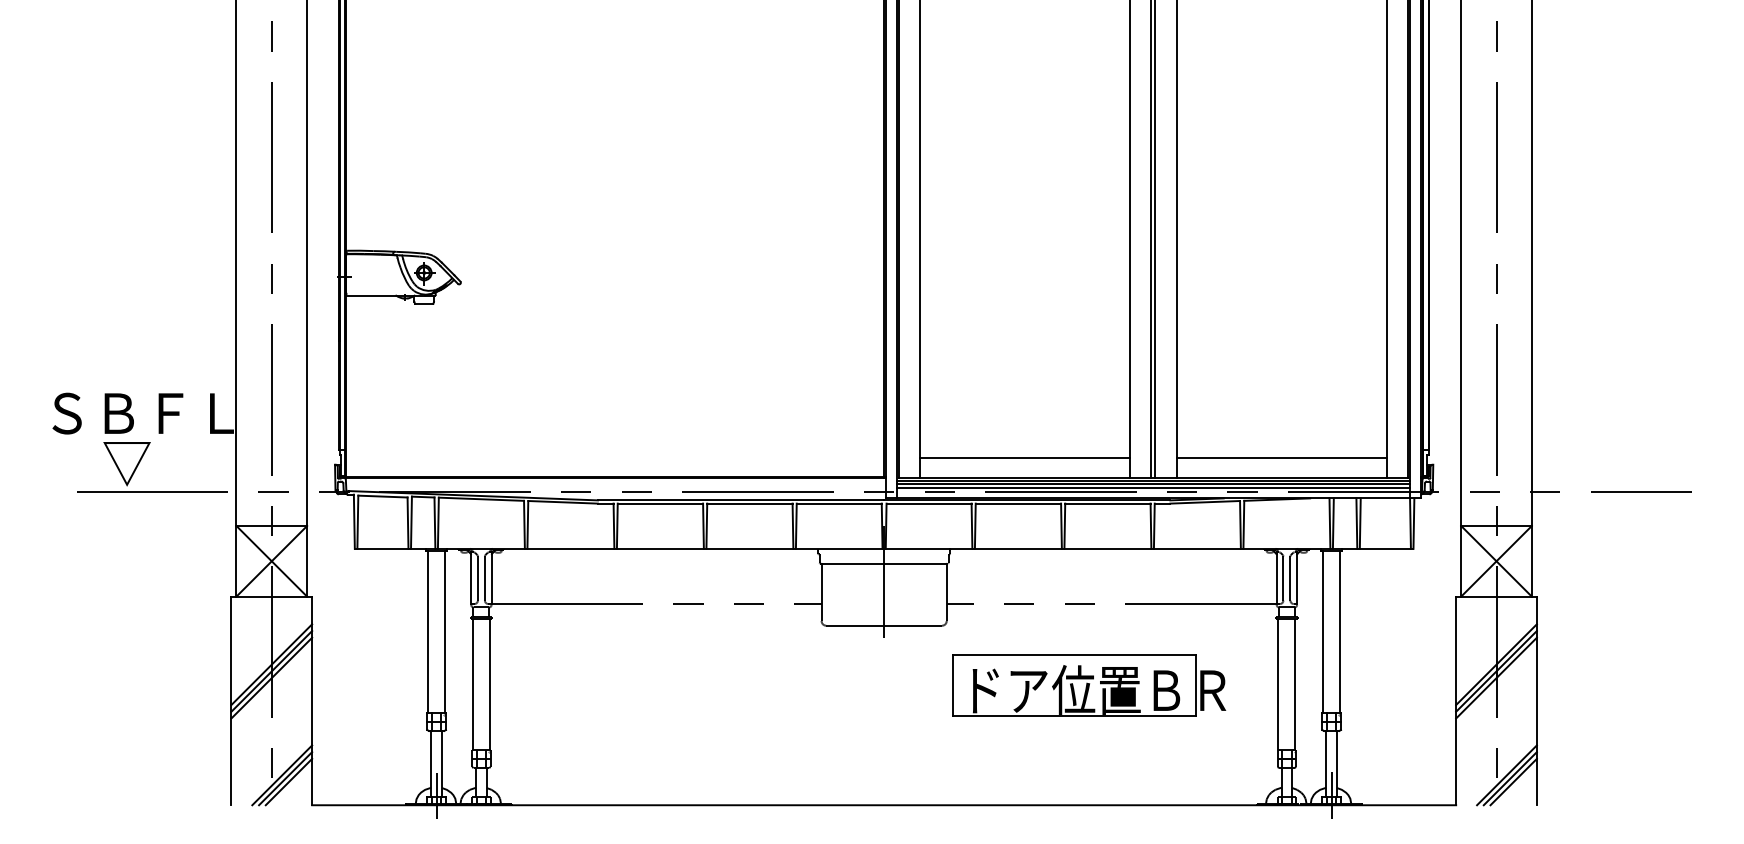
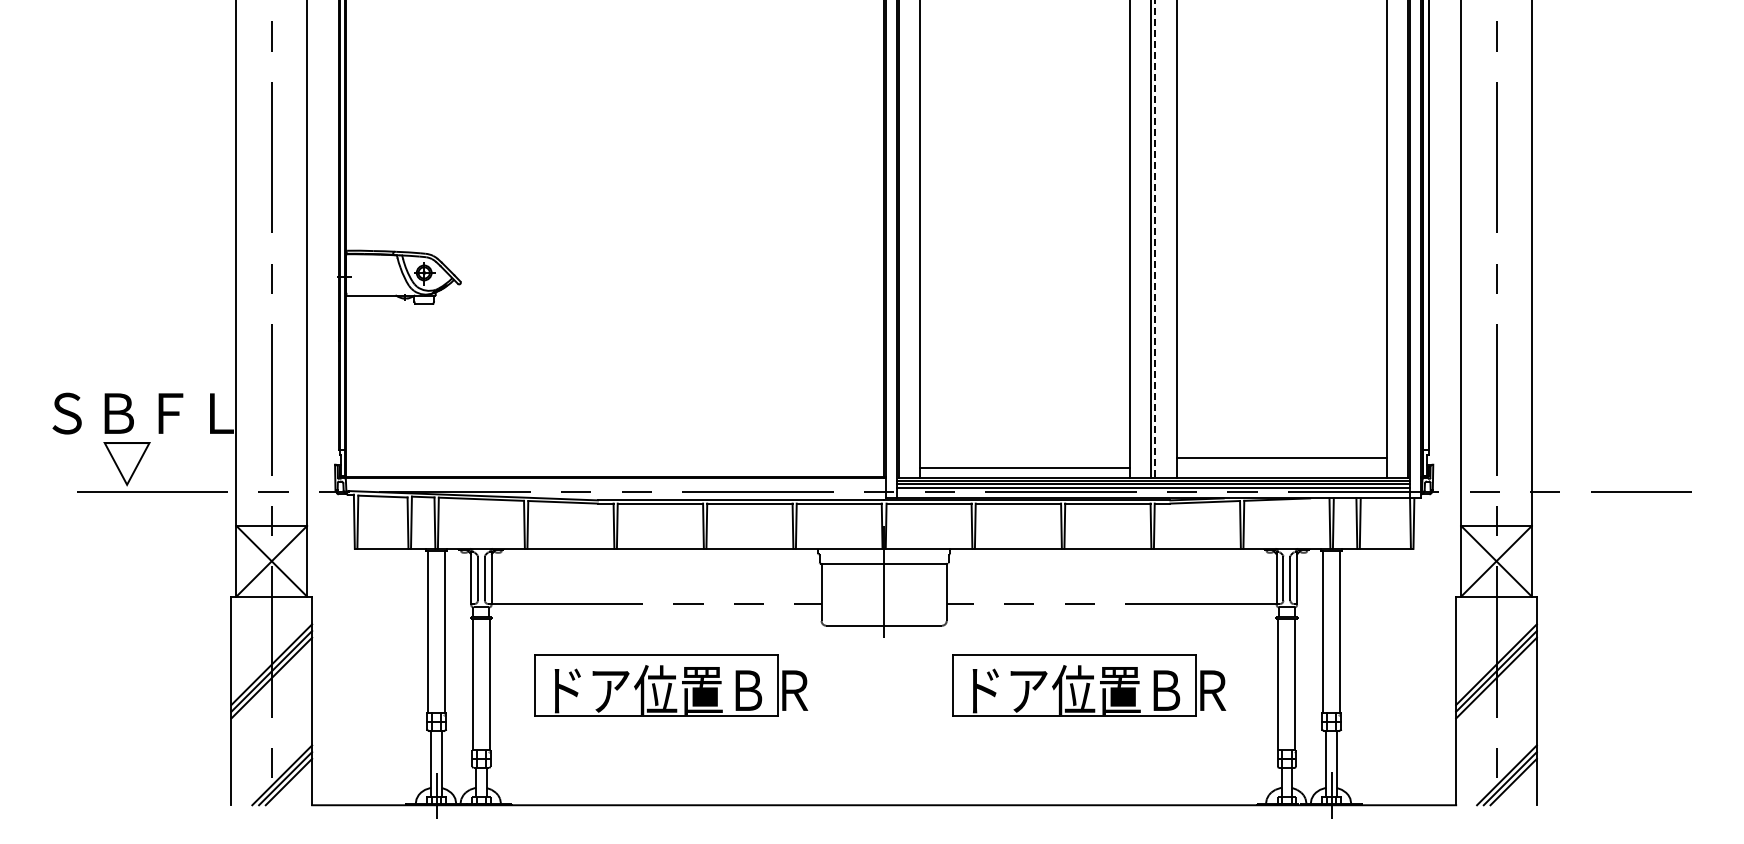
line: solid -> dashed (1155, 239)
line position: (1024, 458) -> (1024, 468) (1024, 468)
part: none -> present (671, 685)
